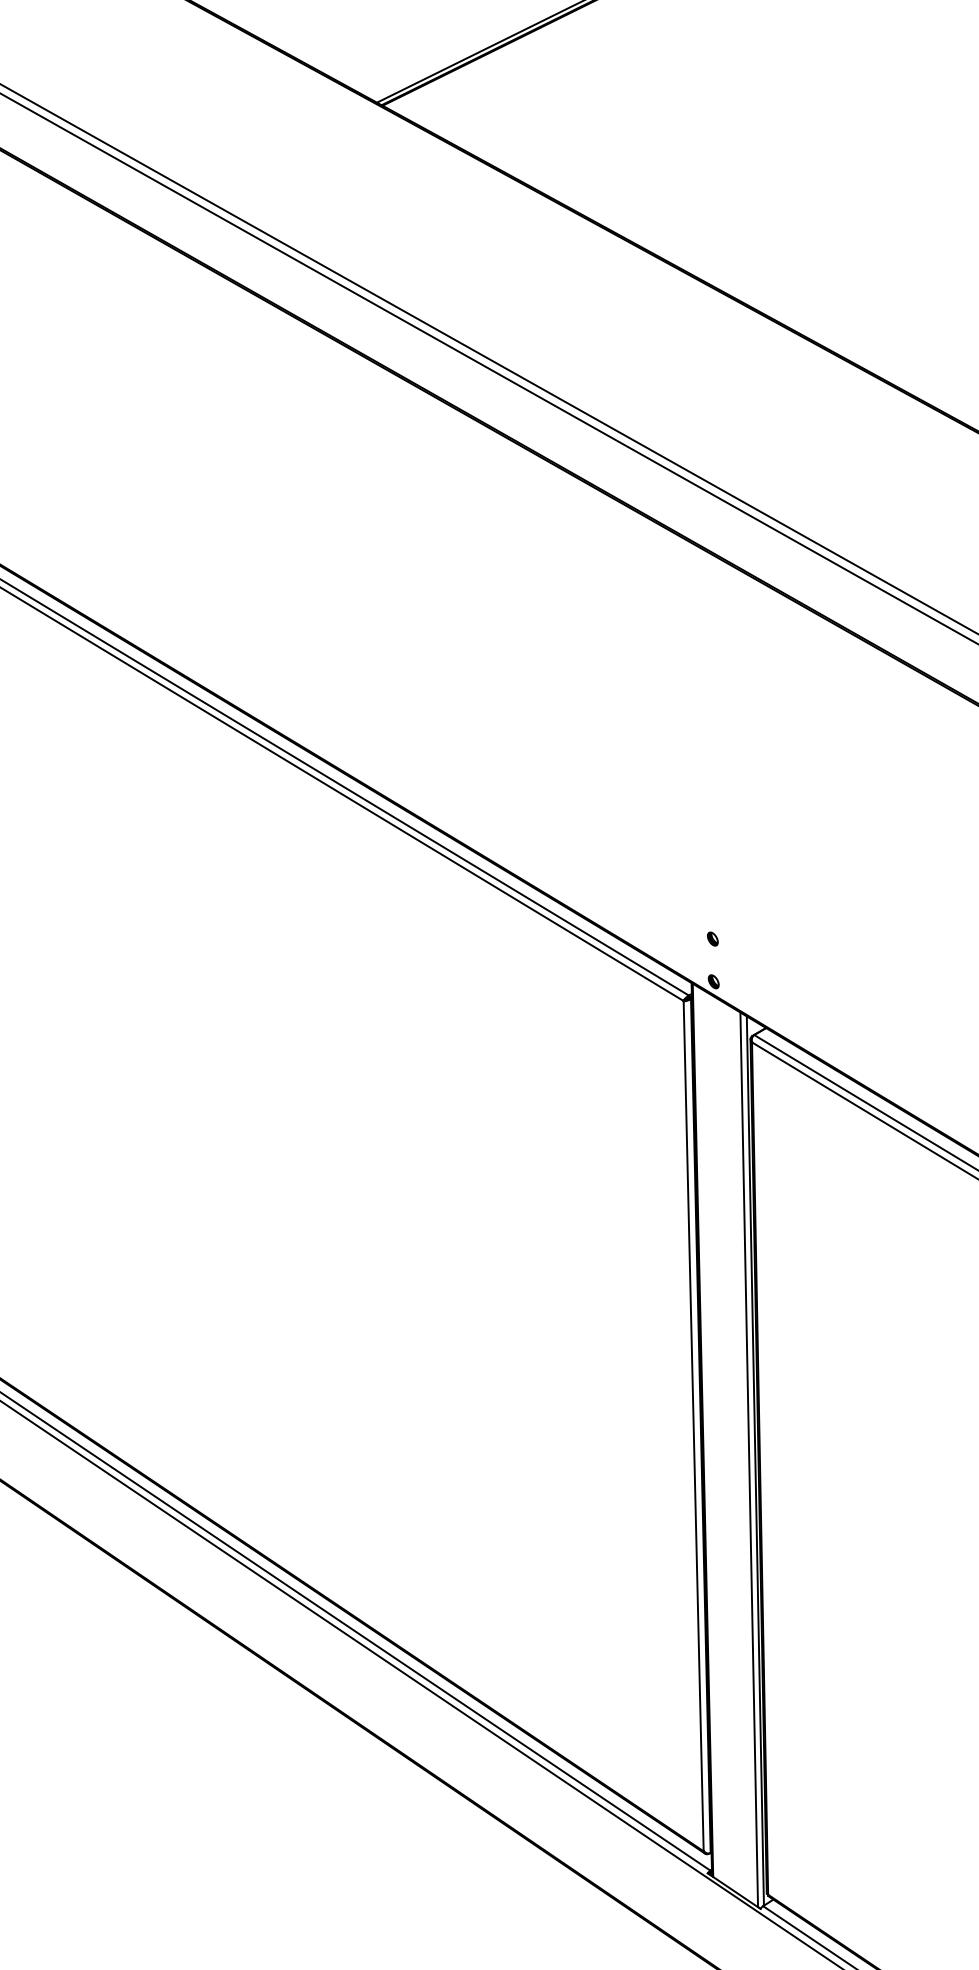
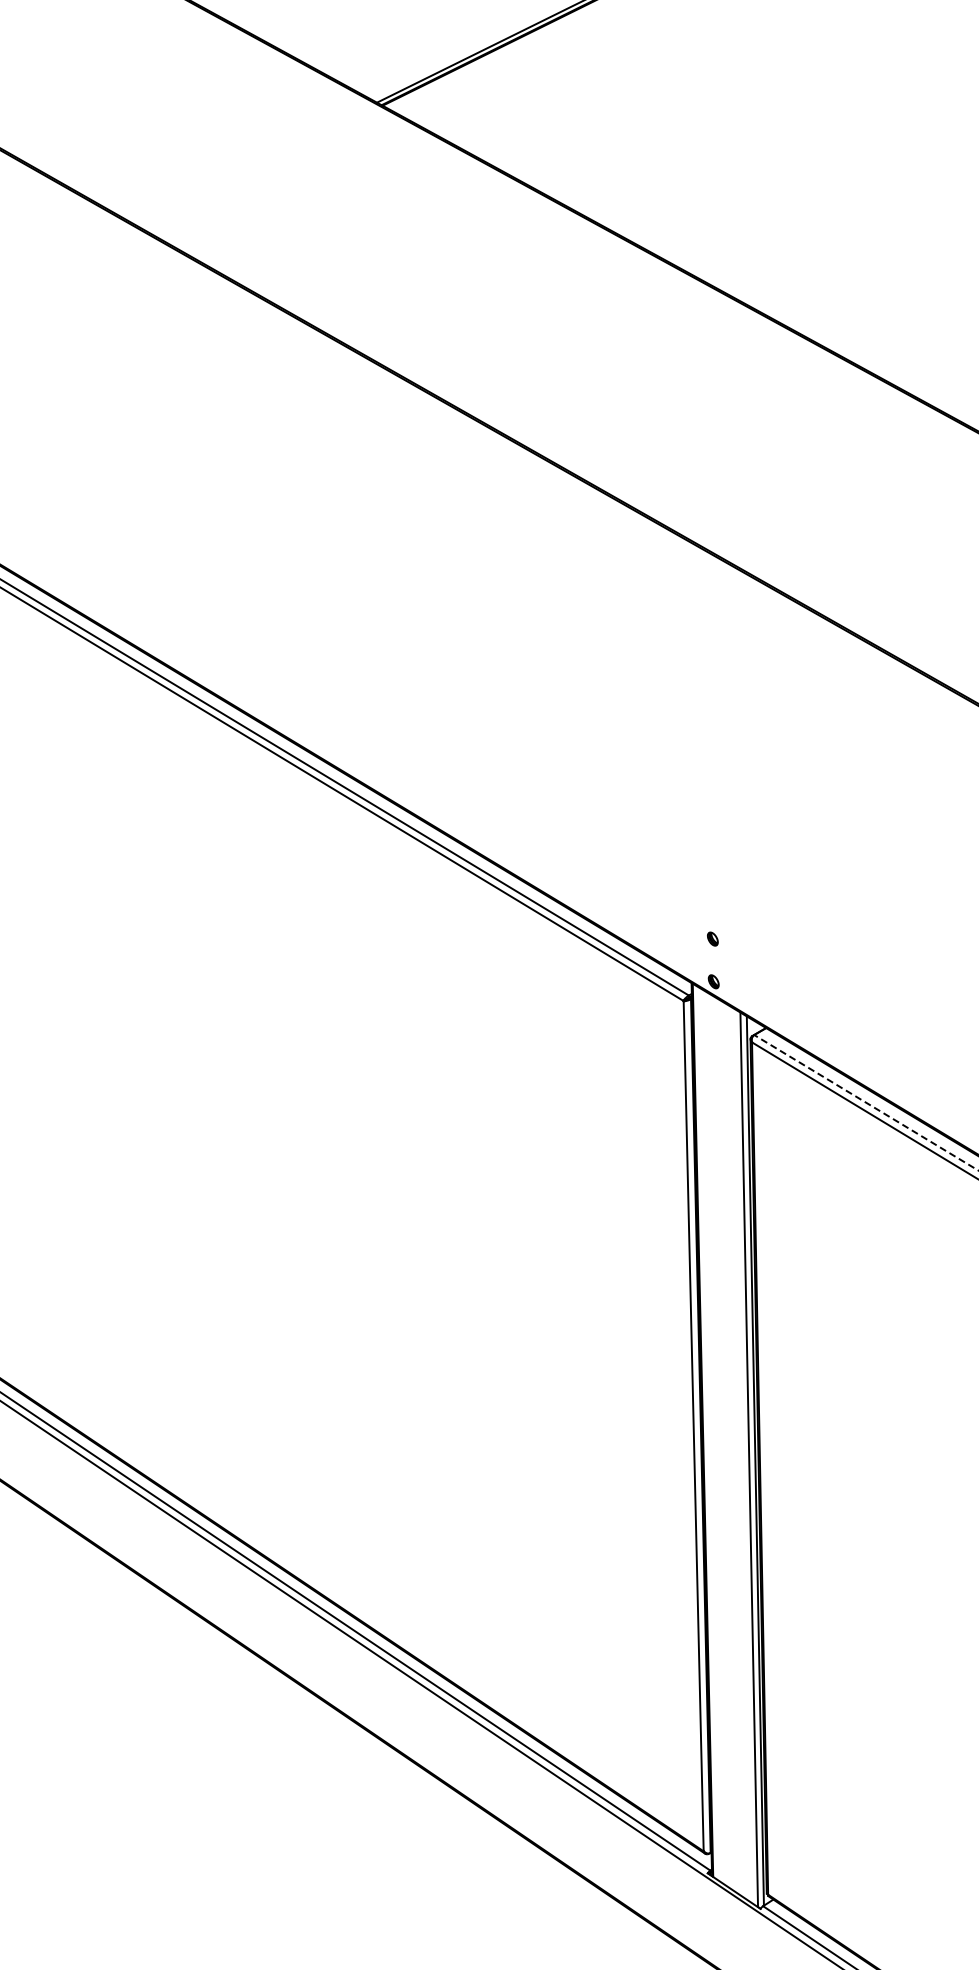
line: present -> none (488, 358)
line: present -> none (488, 368)
line: solid -> dashed (866, 1102)
